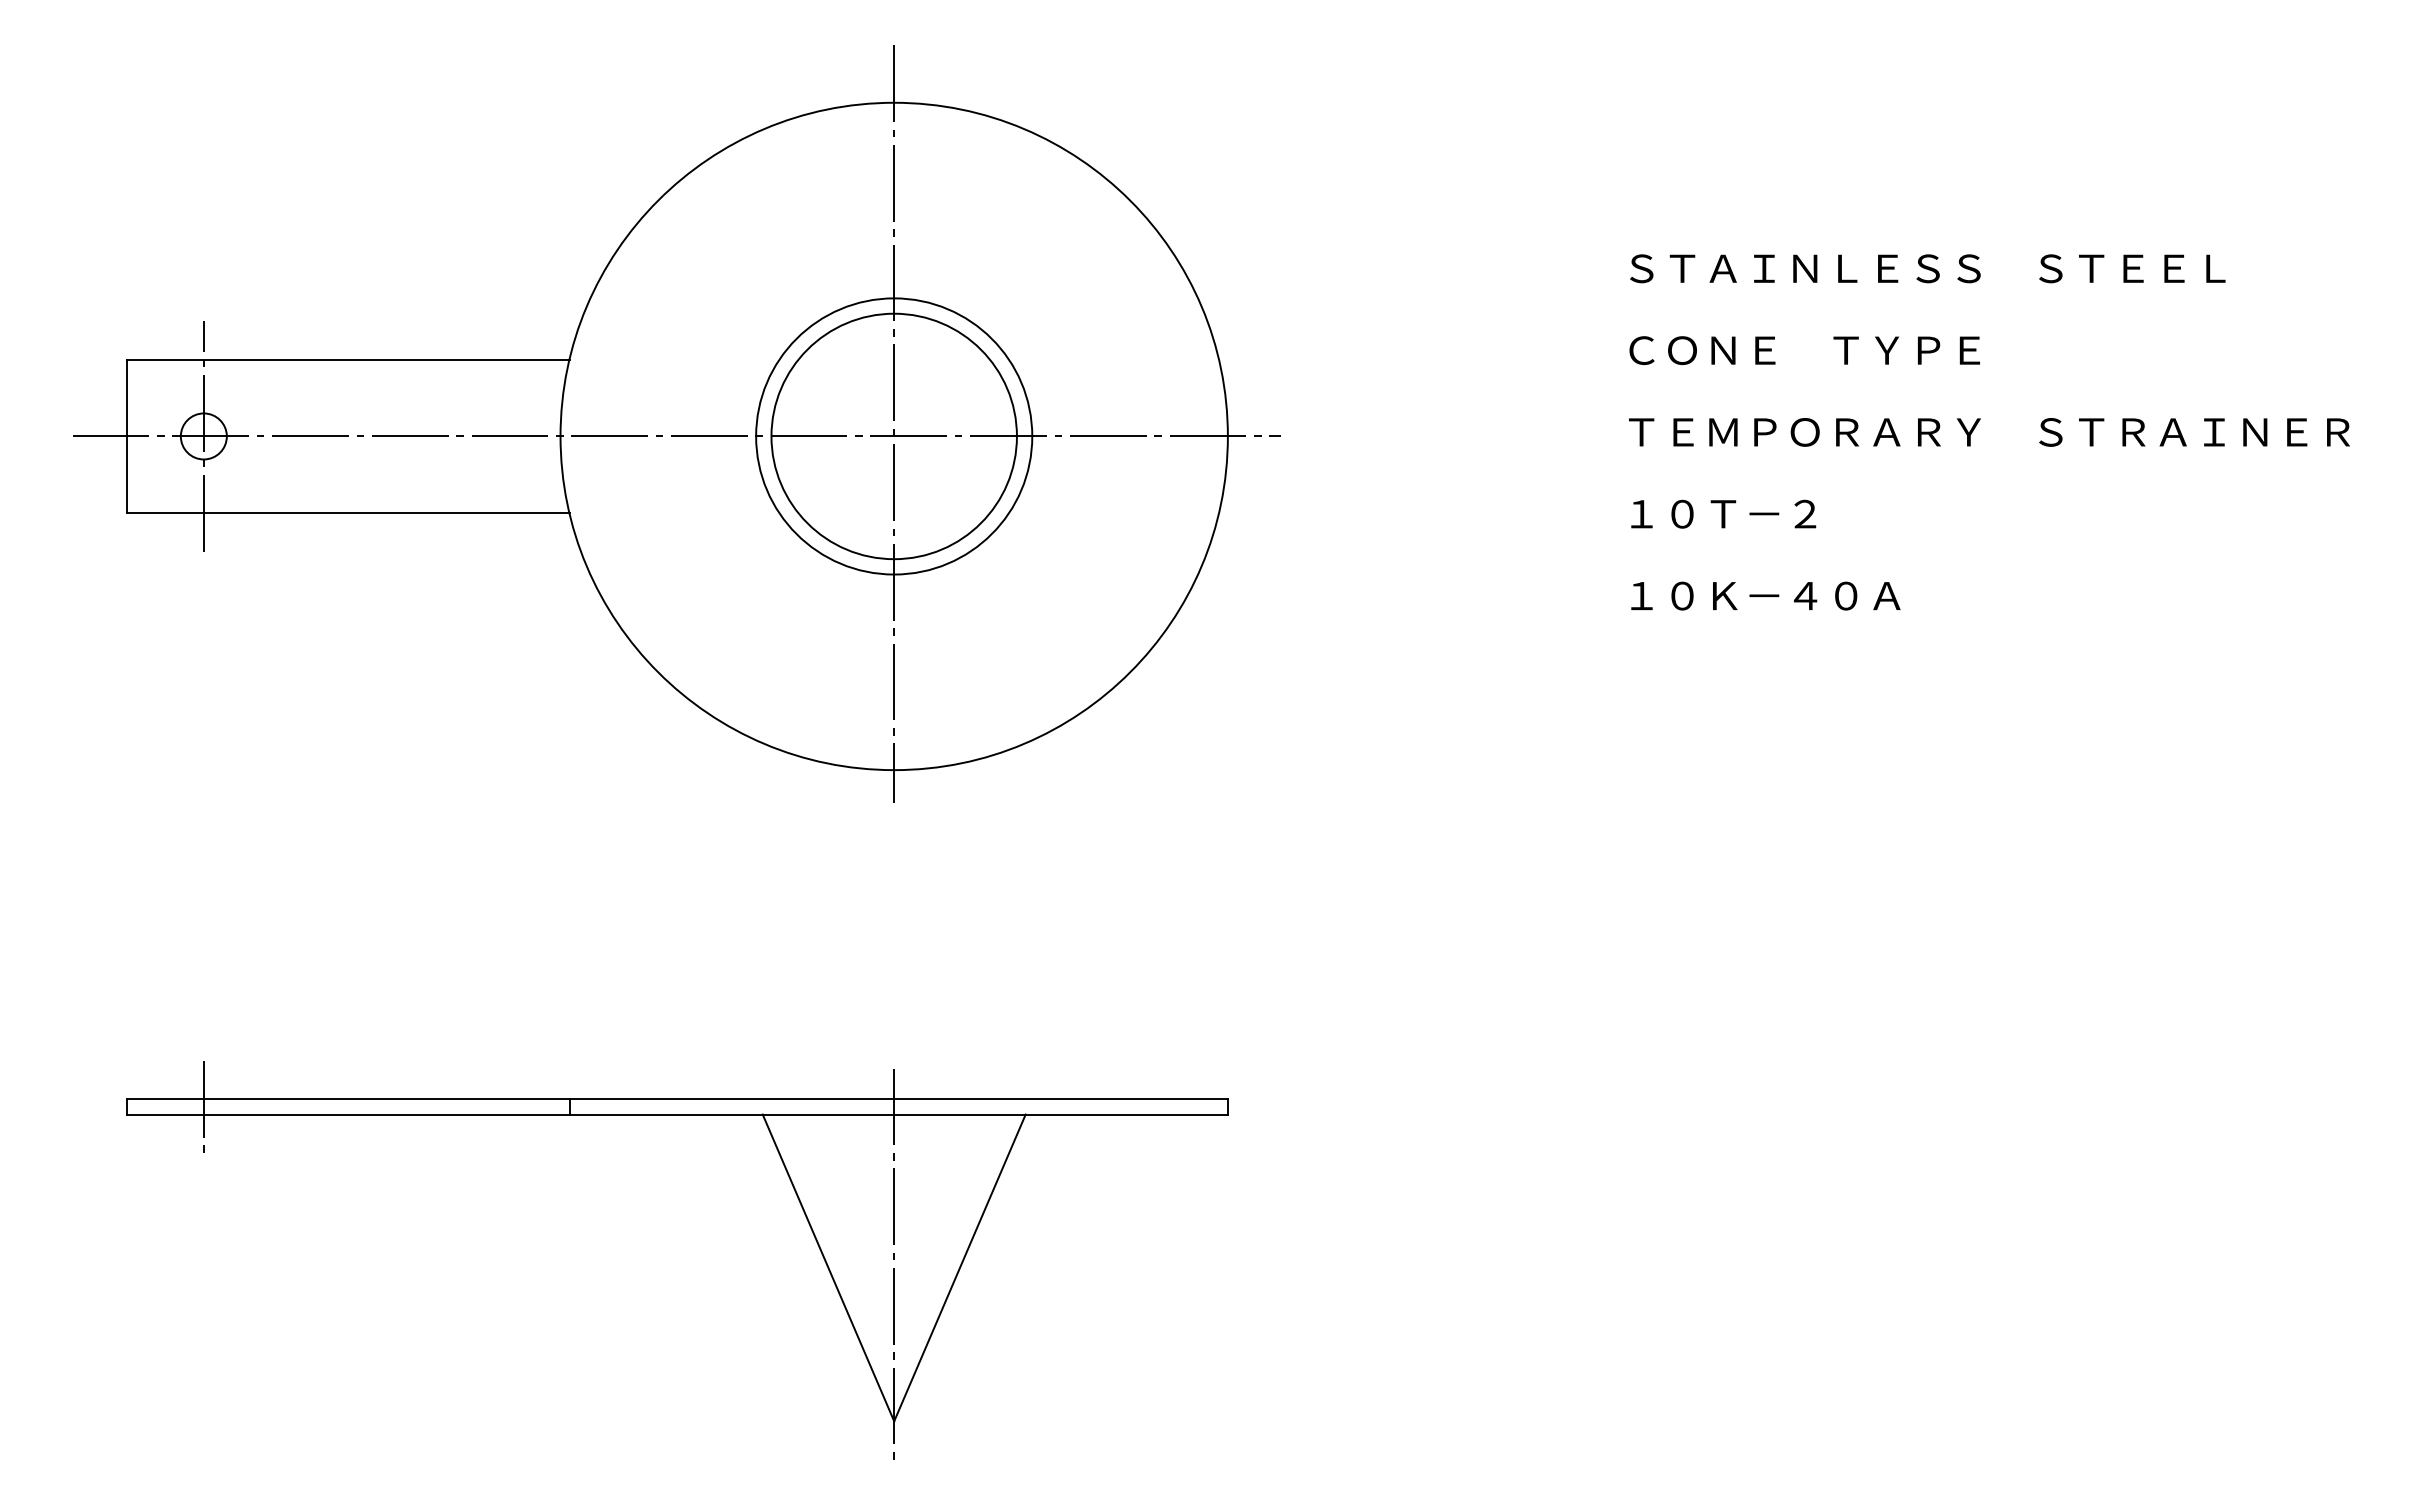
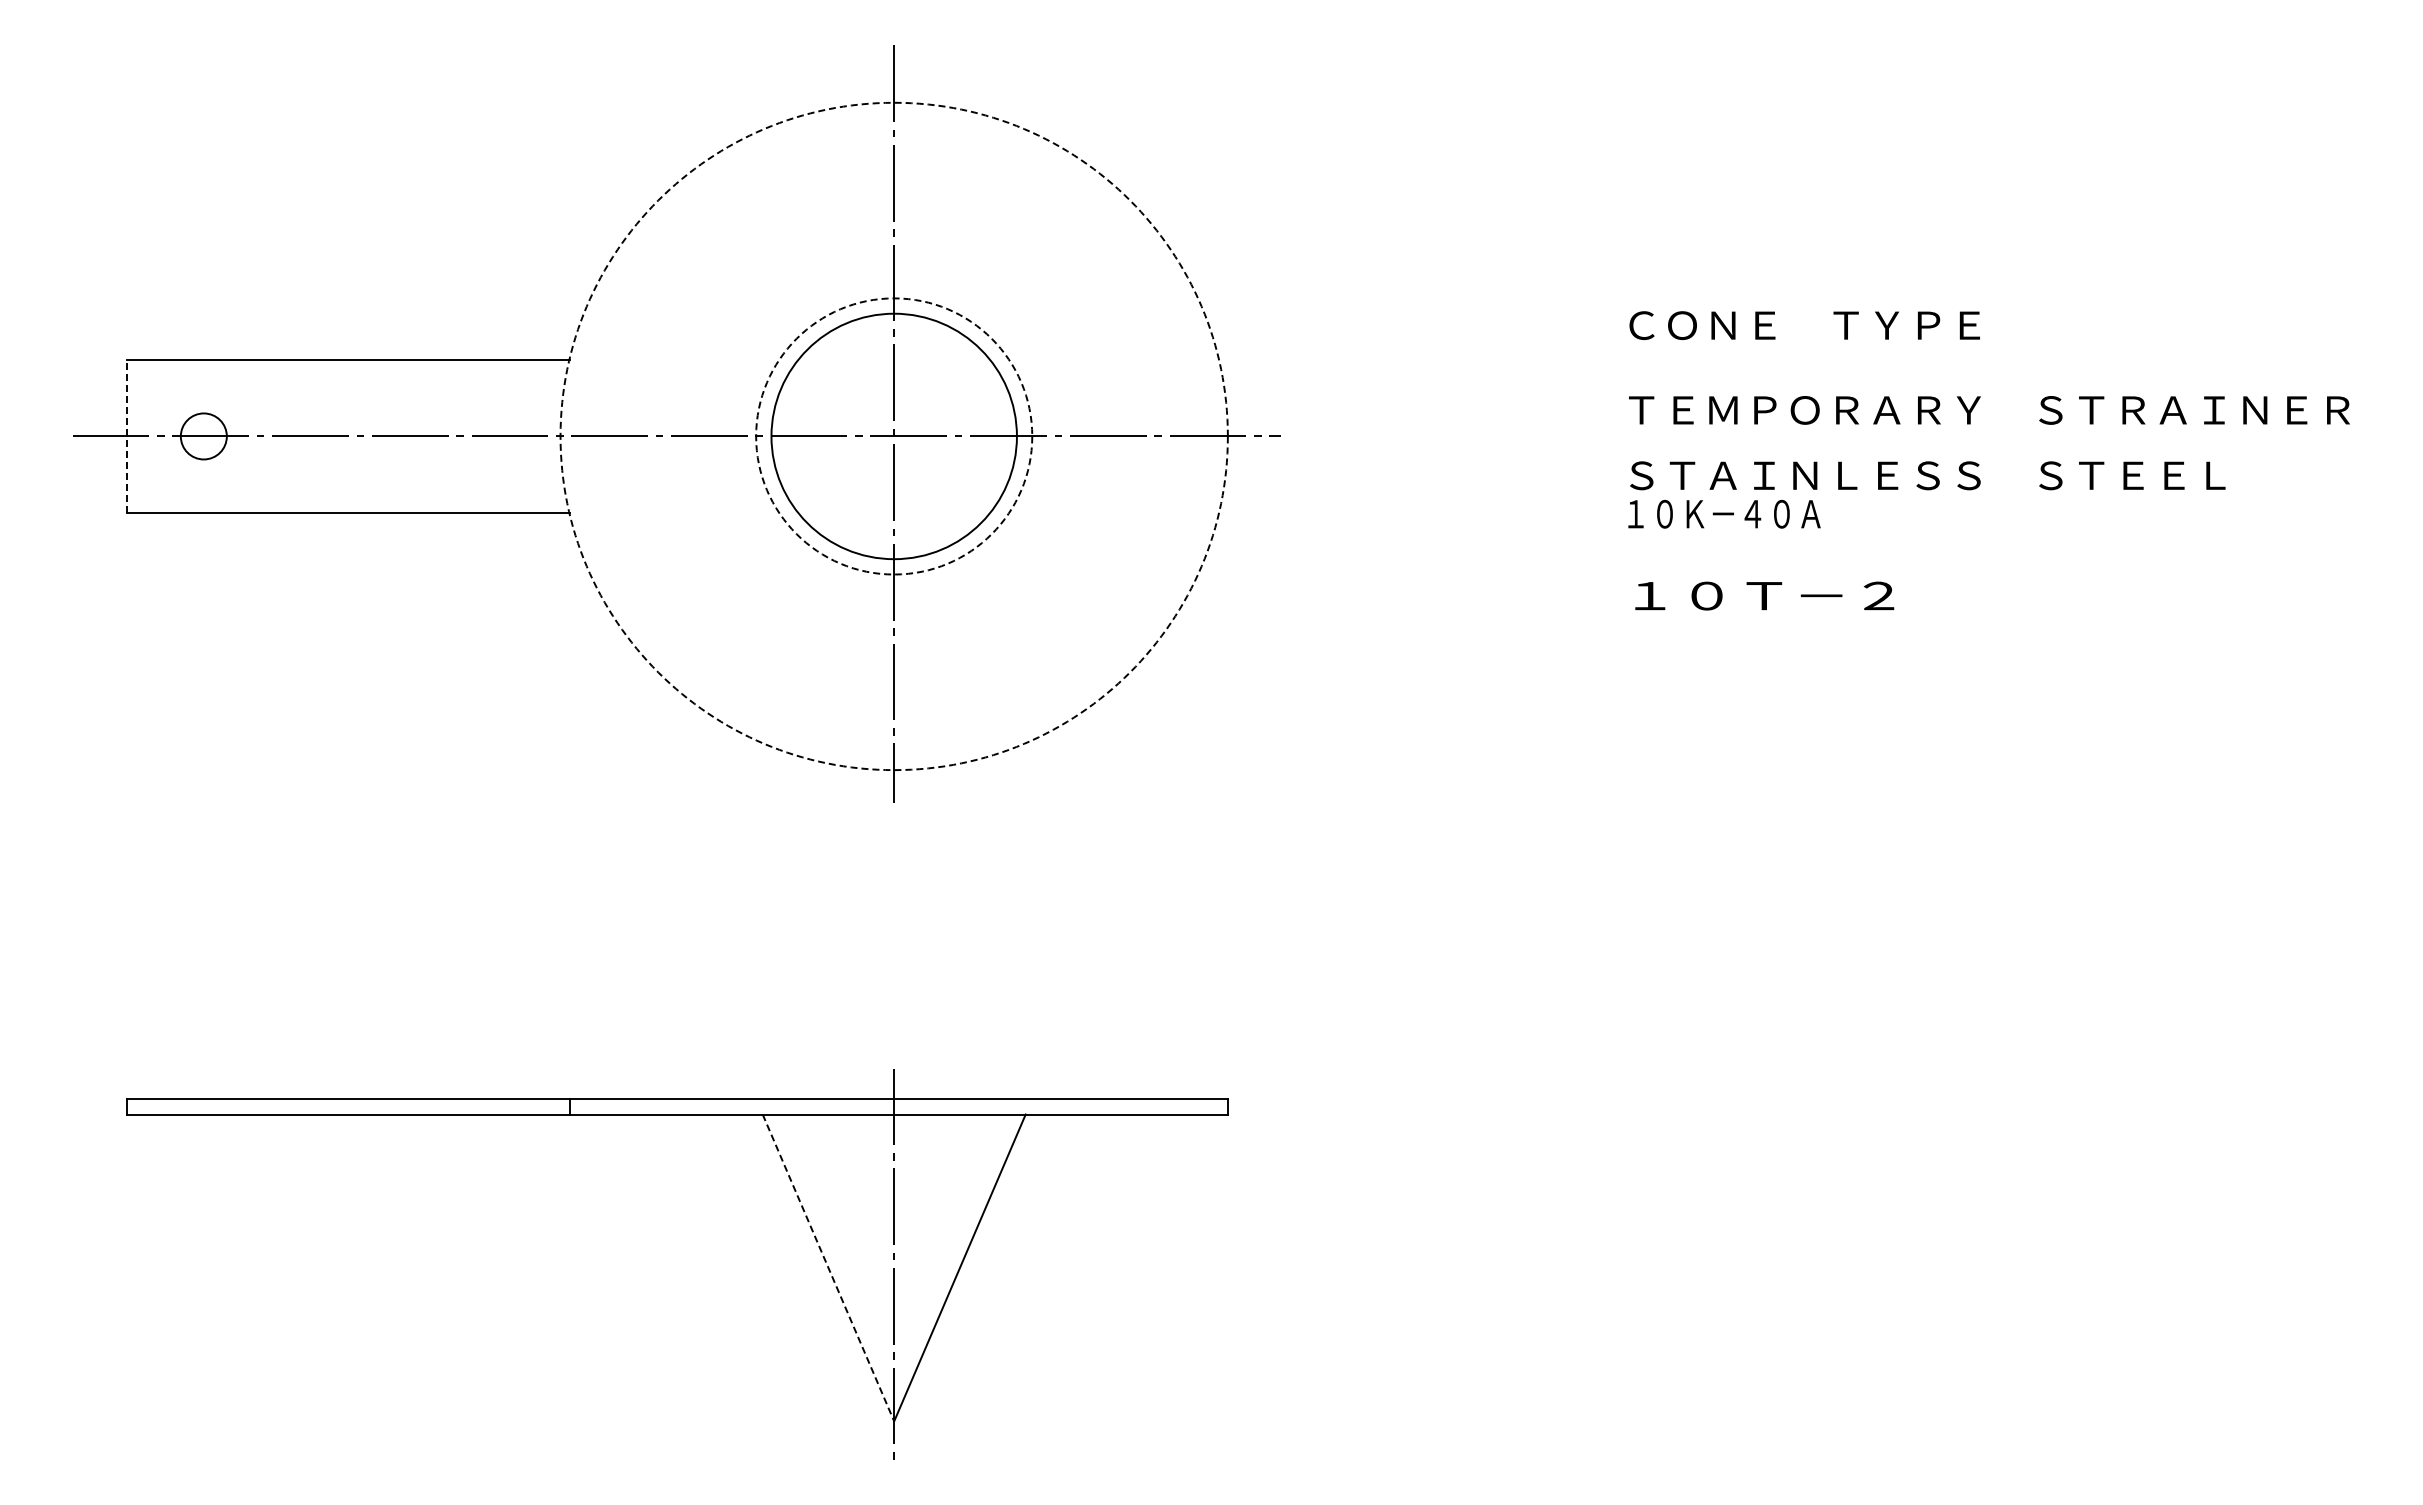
text position: (1927, 268) -> (1927, 475) (1927, 475)
text position: (1804, 350) -> (1804, 325) (1804, 325)
text position: (1989, 432) -> (1989, 410) (1989, 410)
line: solid -> dashed (127, 436)
line: present -> none (203, 436)
circle: solid -> dashed (893, 436)
circle: solid -> dashed (894, 436)
text: １０Ｔ－２ -> １０Ｋ－４０Ａ (1724, 513)
text: １０Ｋ－４０Ａ -> １０Ｔ－２ (1765, 595)
line: present -> none (203, 1106)
line: solid -> dashed (828, 1267)
